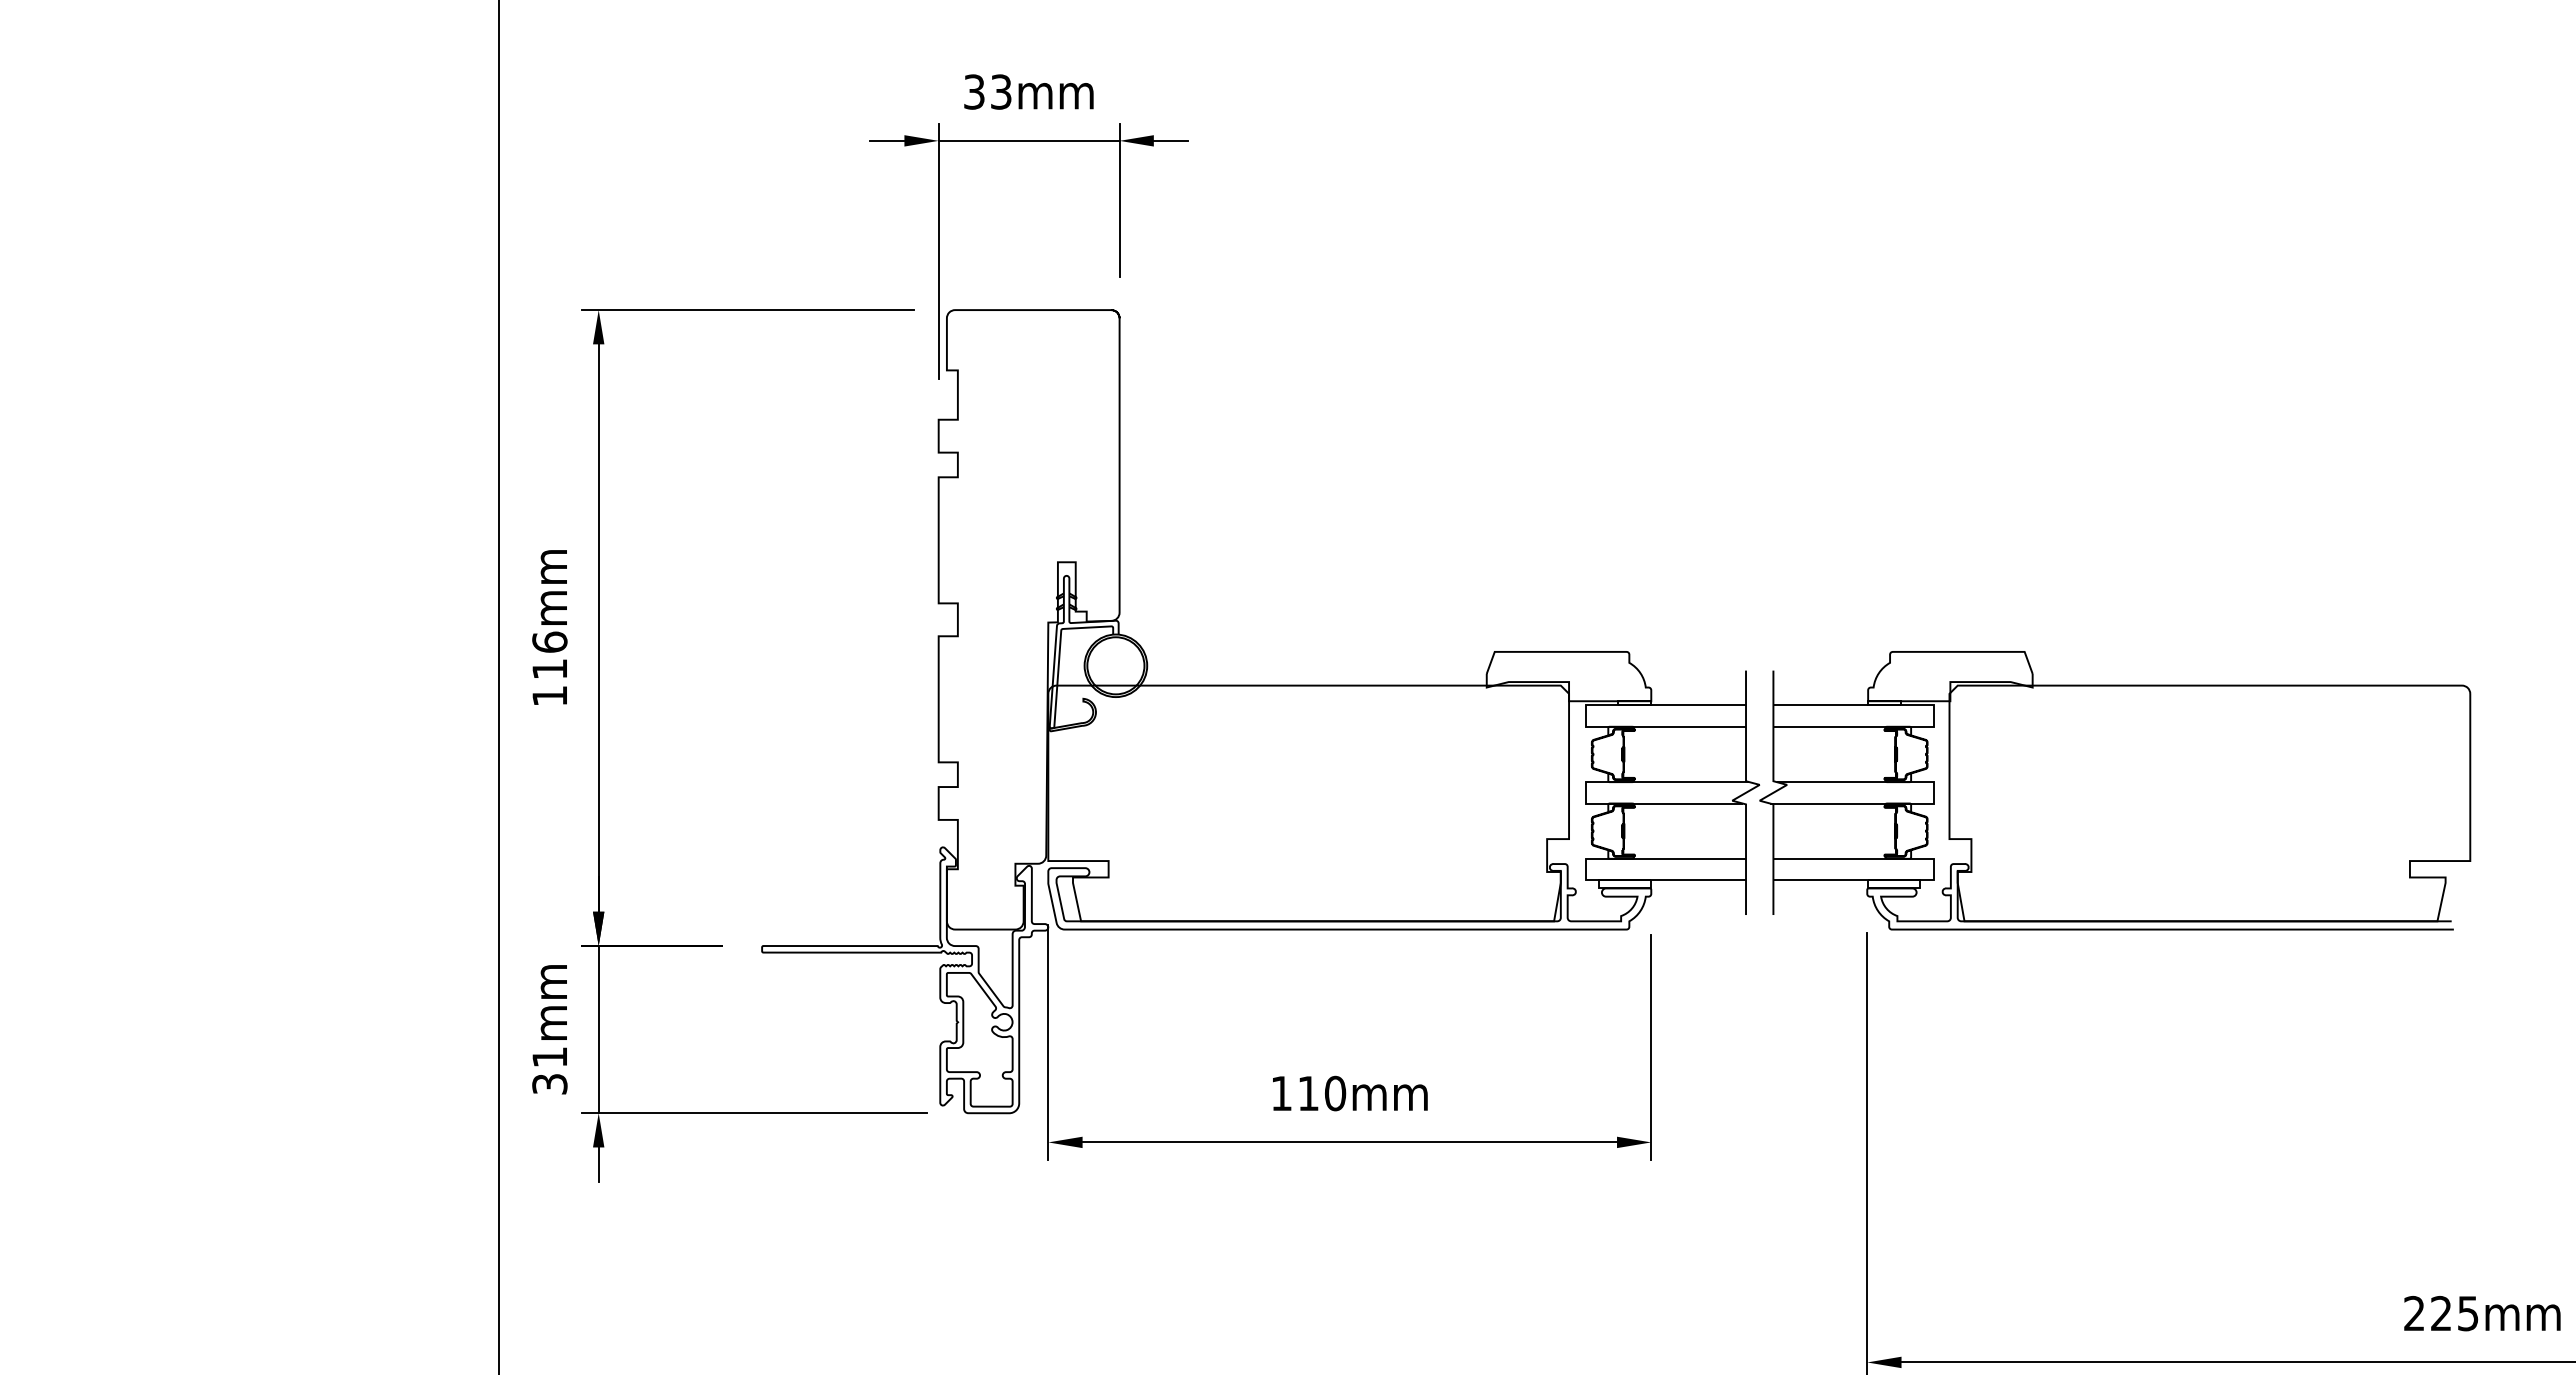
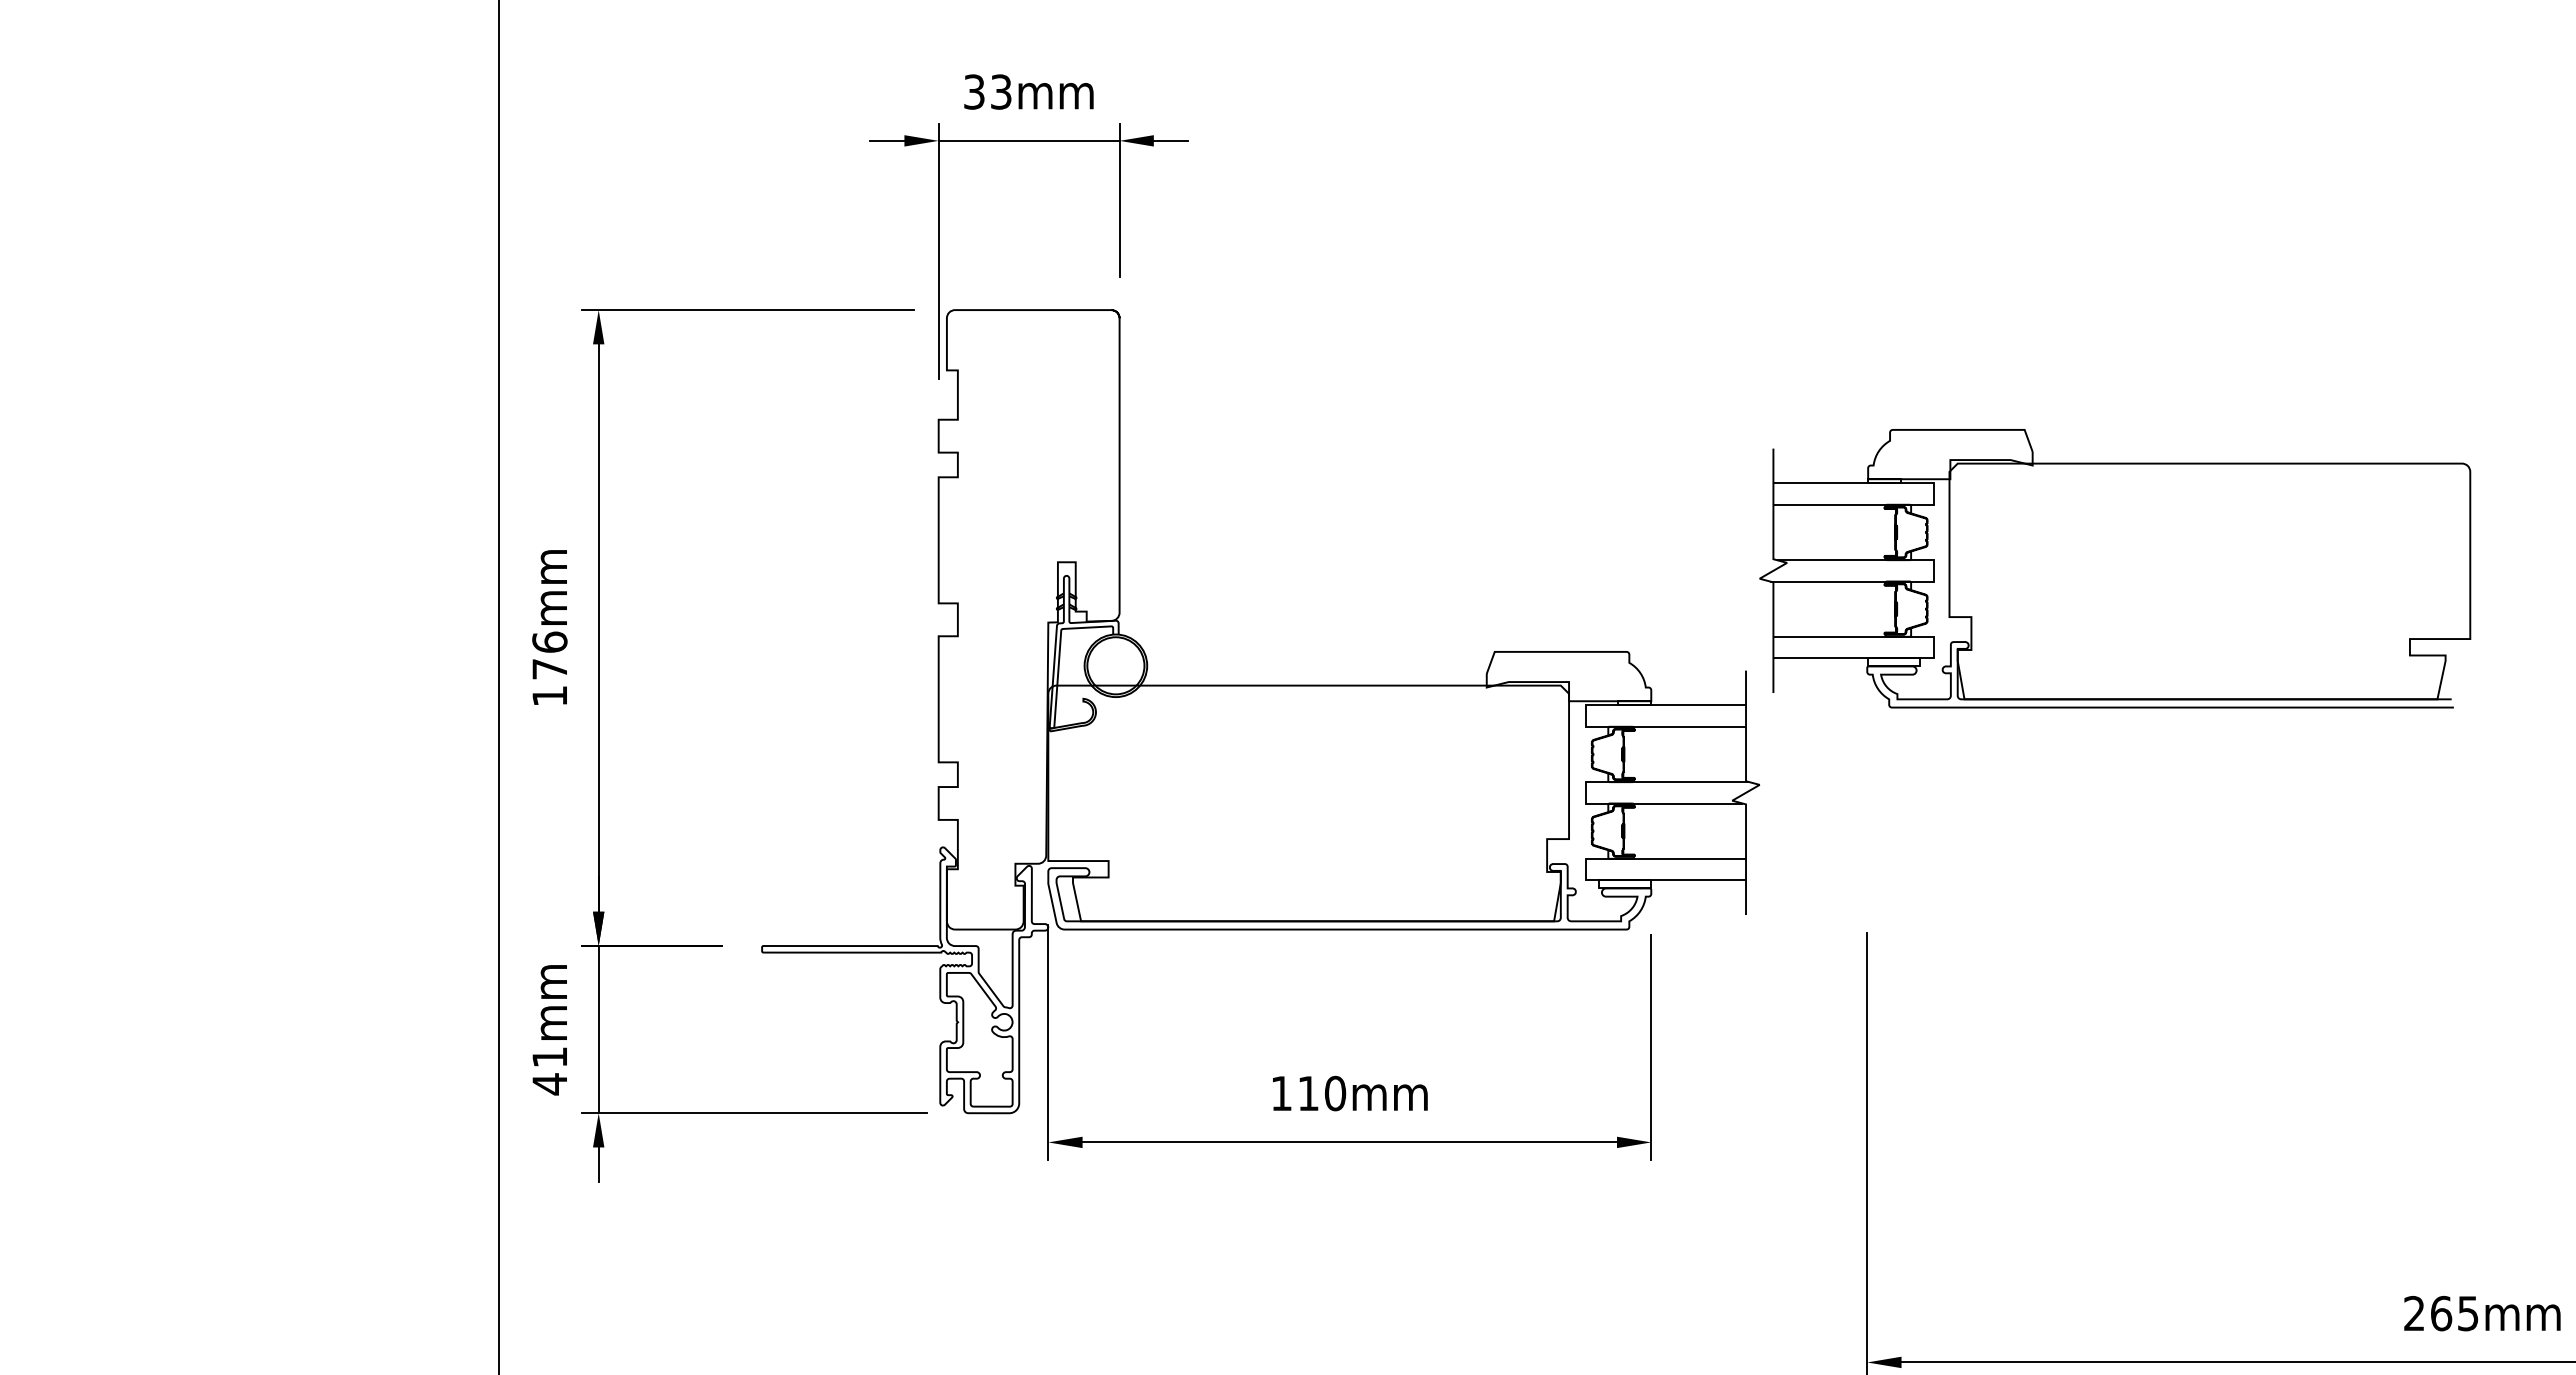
text: 116mm -> 176mm (549, 669)
part position: (2115, 790) -> (2115, 568) (2115, 568)
text: 31mm -> 41mm (549, 1084)
text: 225mm -> 265mm (2441, 1313)
